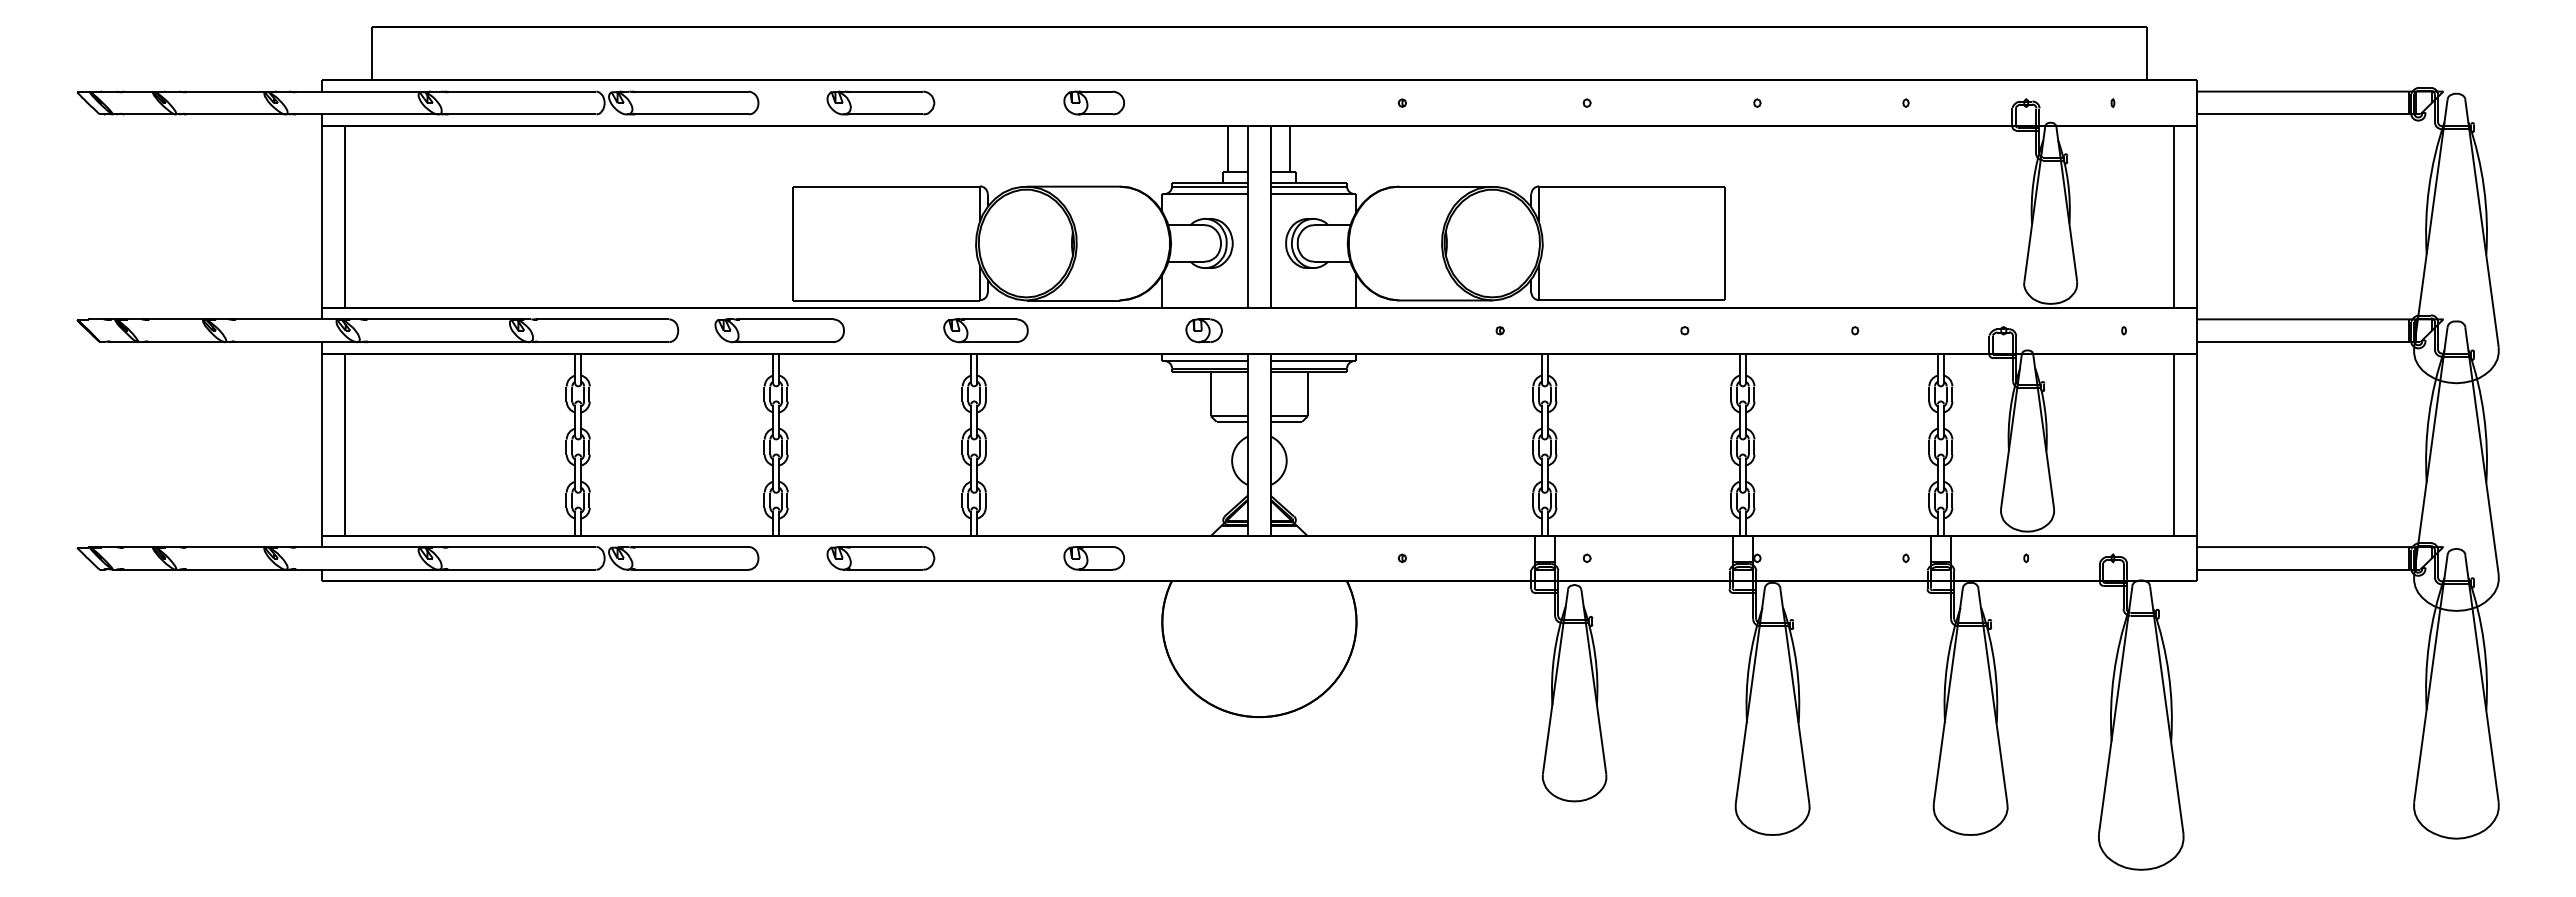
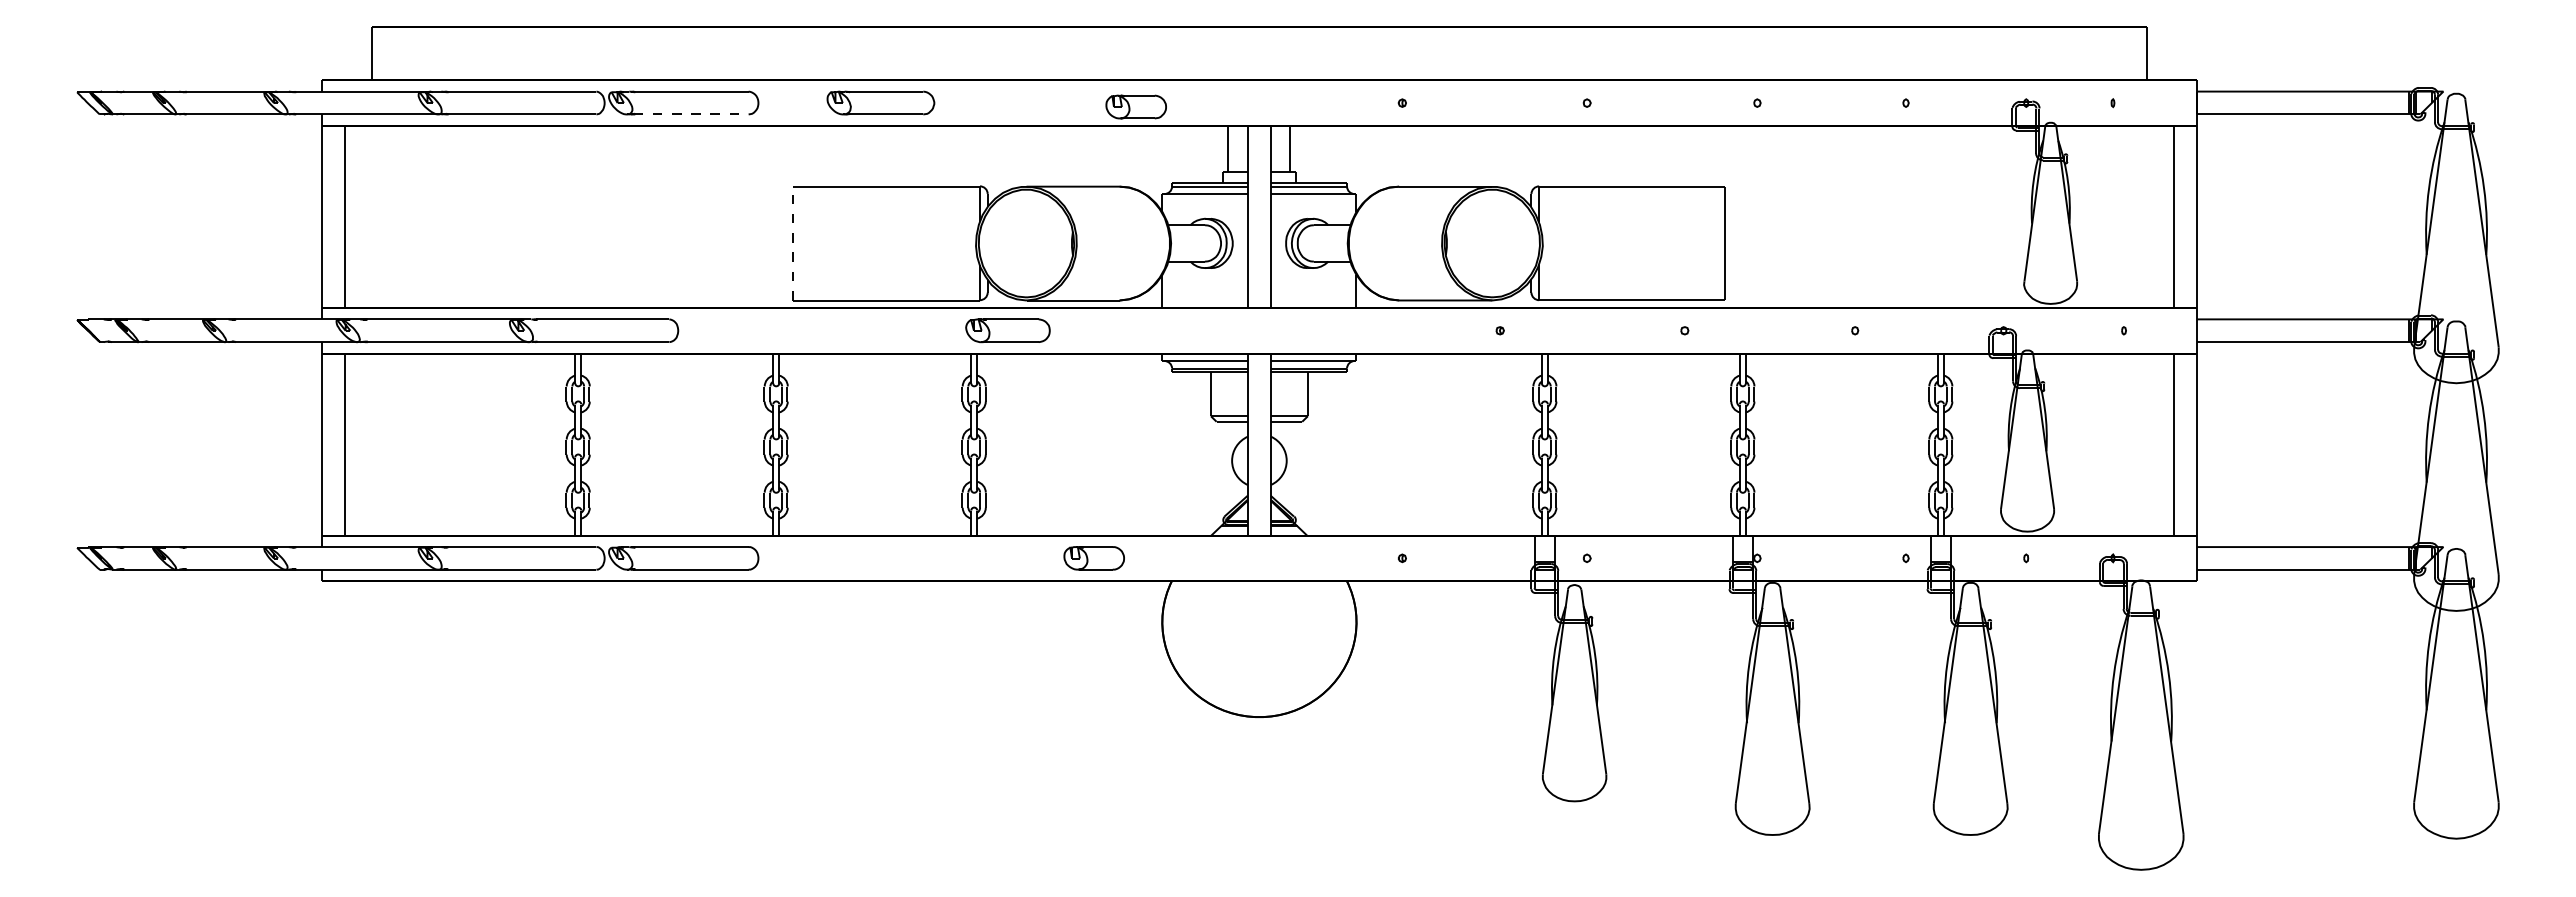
part position: (1093, 102) -> (1135, 106) (1135, 106)
line: solid -> dashed (691, 114)
line: solid -> dashed (793, 243)
part: present -> none (779, 330)
part position: (985, 330) -> (1007, 330) (1007, 330)
part: present -> none (1203, 330)
part: present -> none (880, 558)
